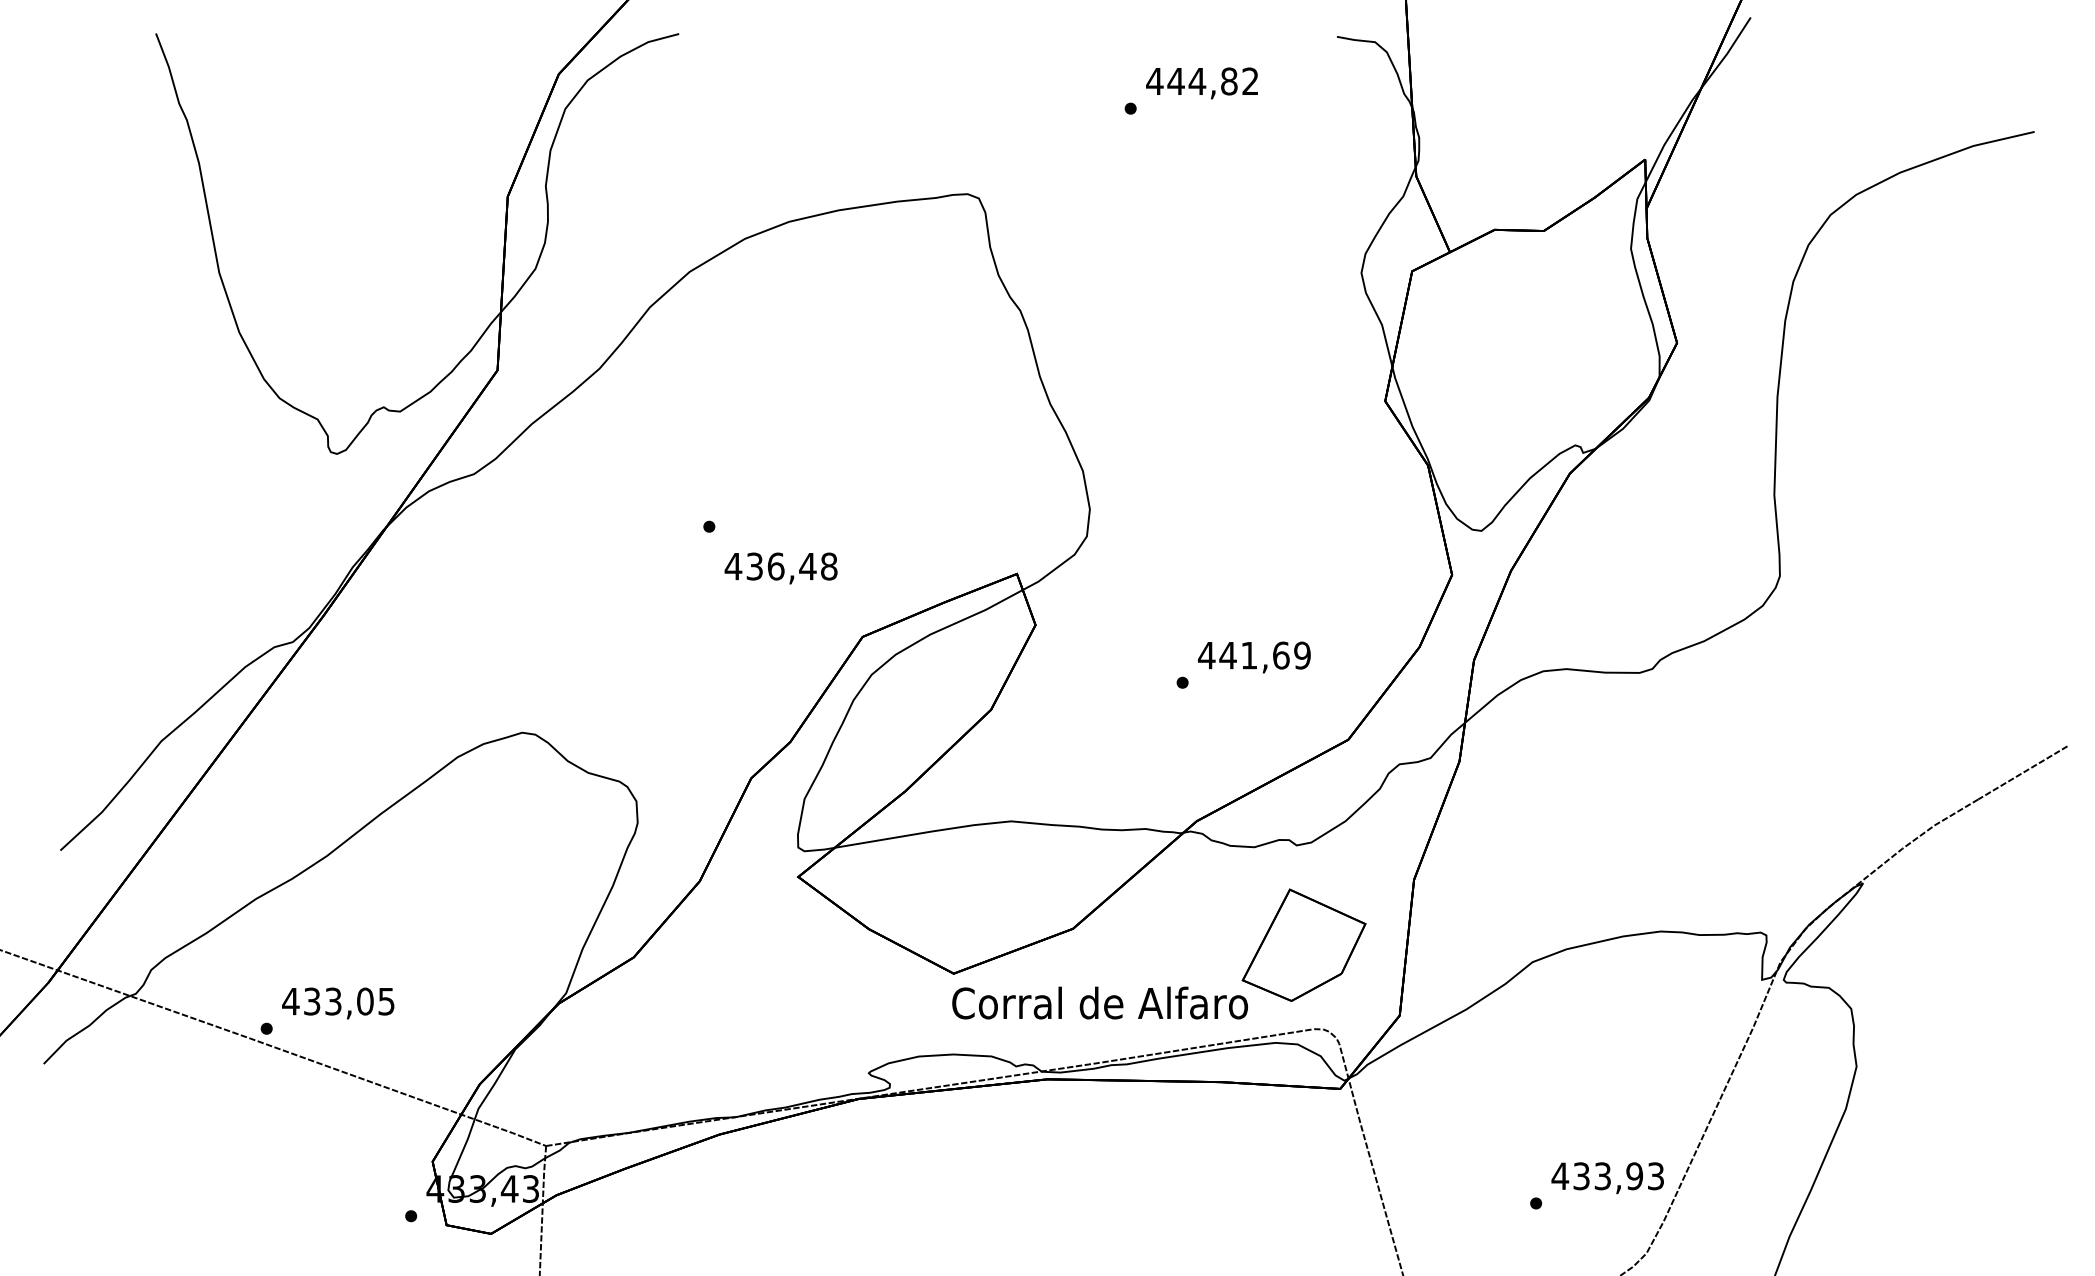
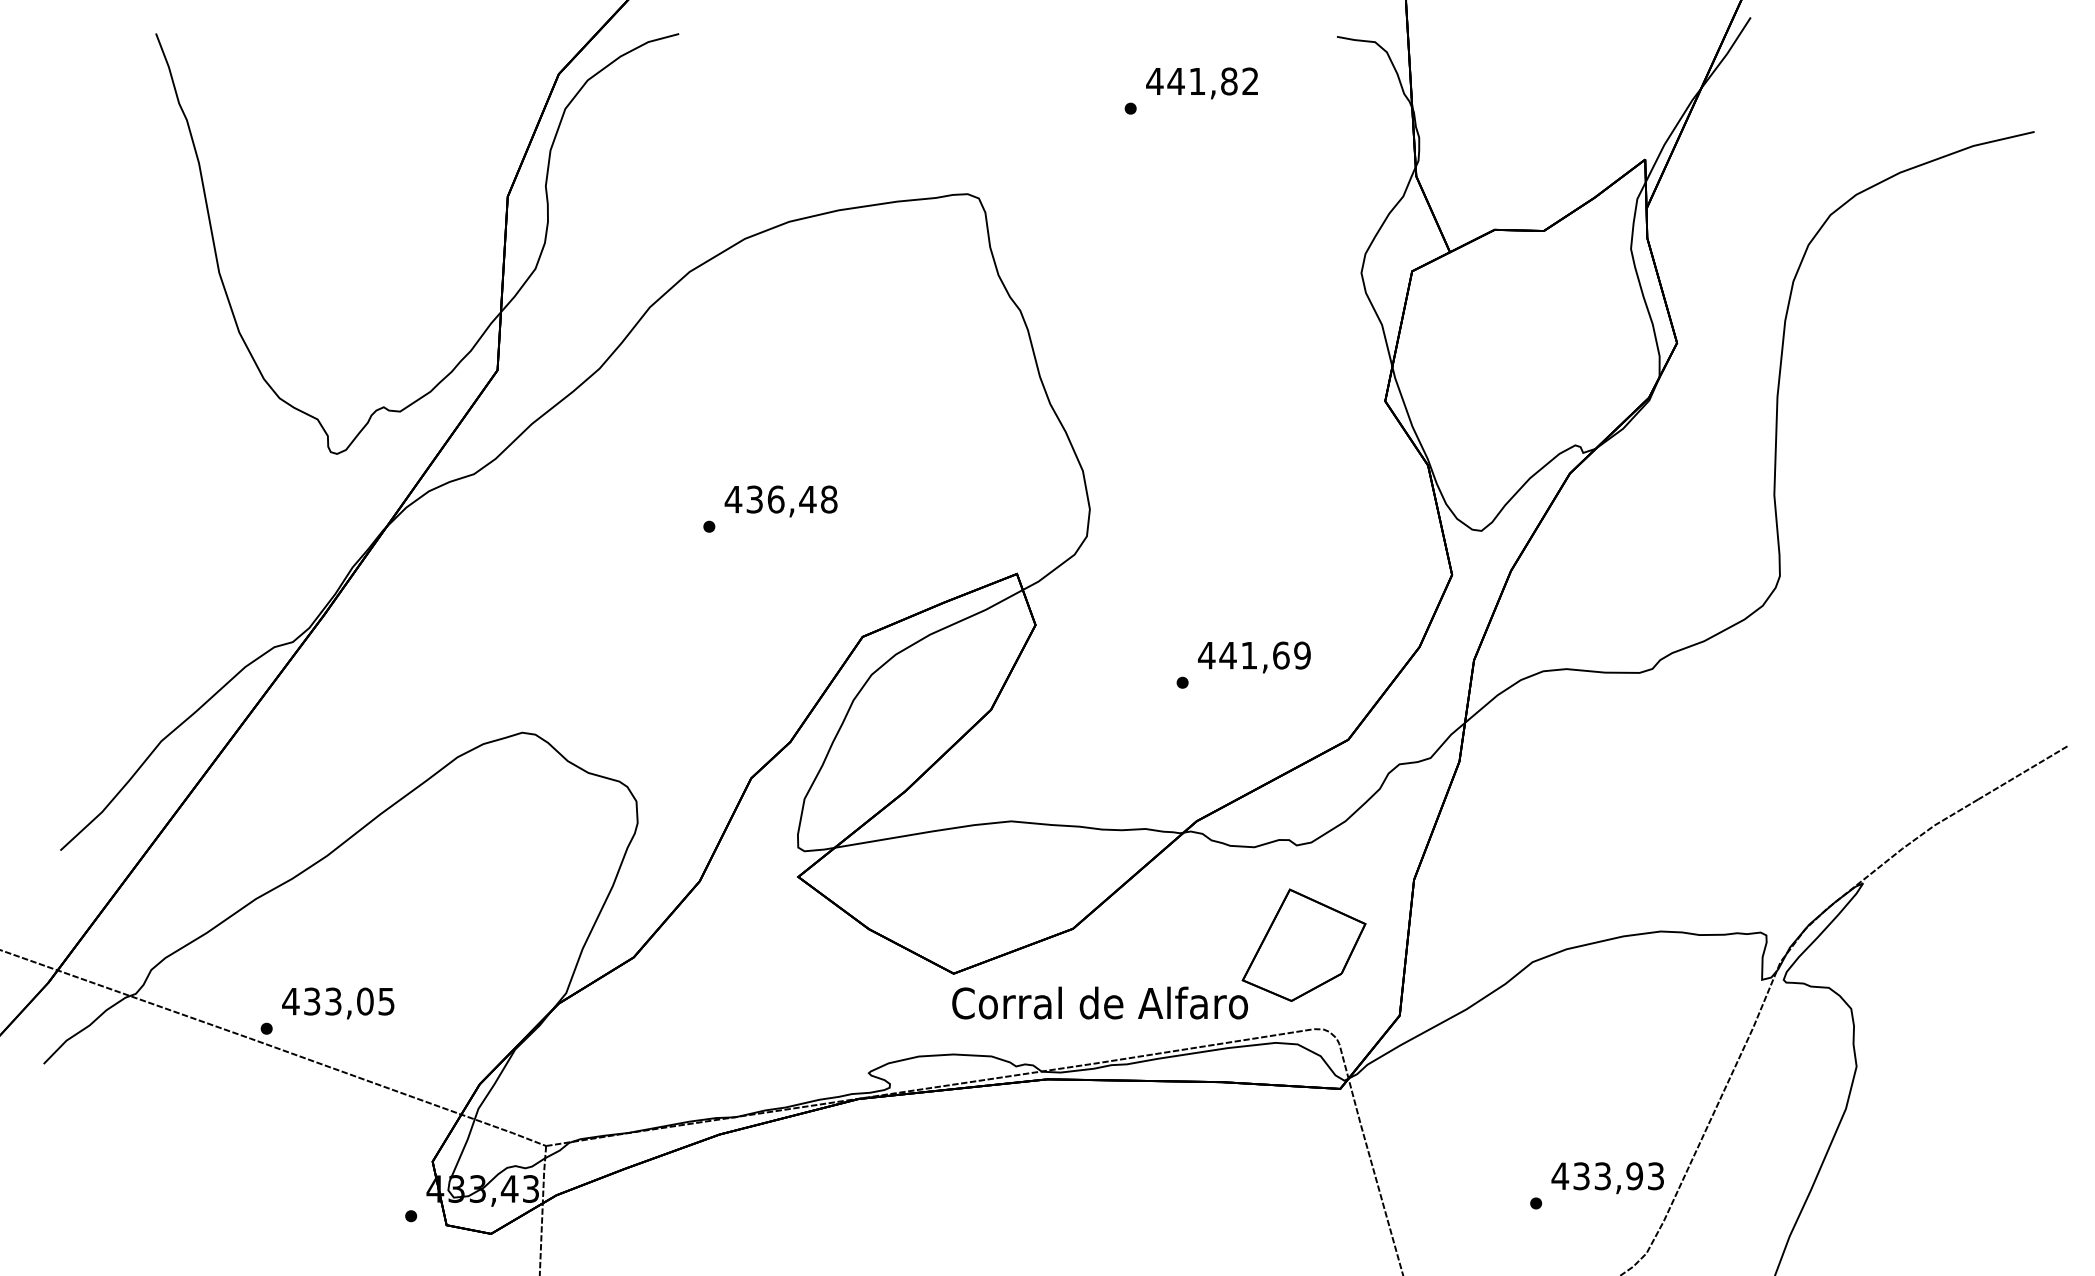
text: 444,82 -> 441,82 (1197, 81)
text position: (780, 568) -> (780, 501) (780, 501)
